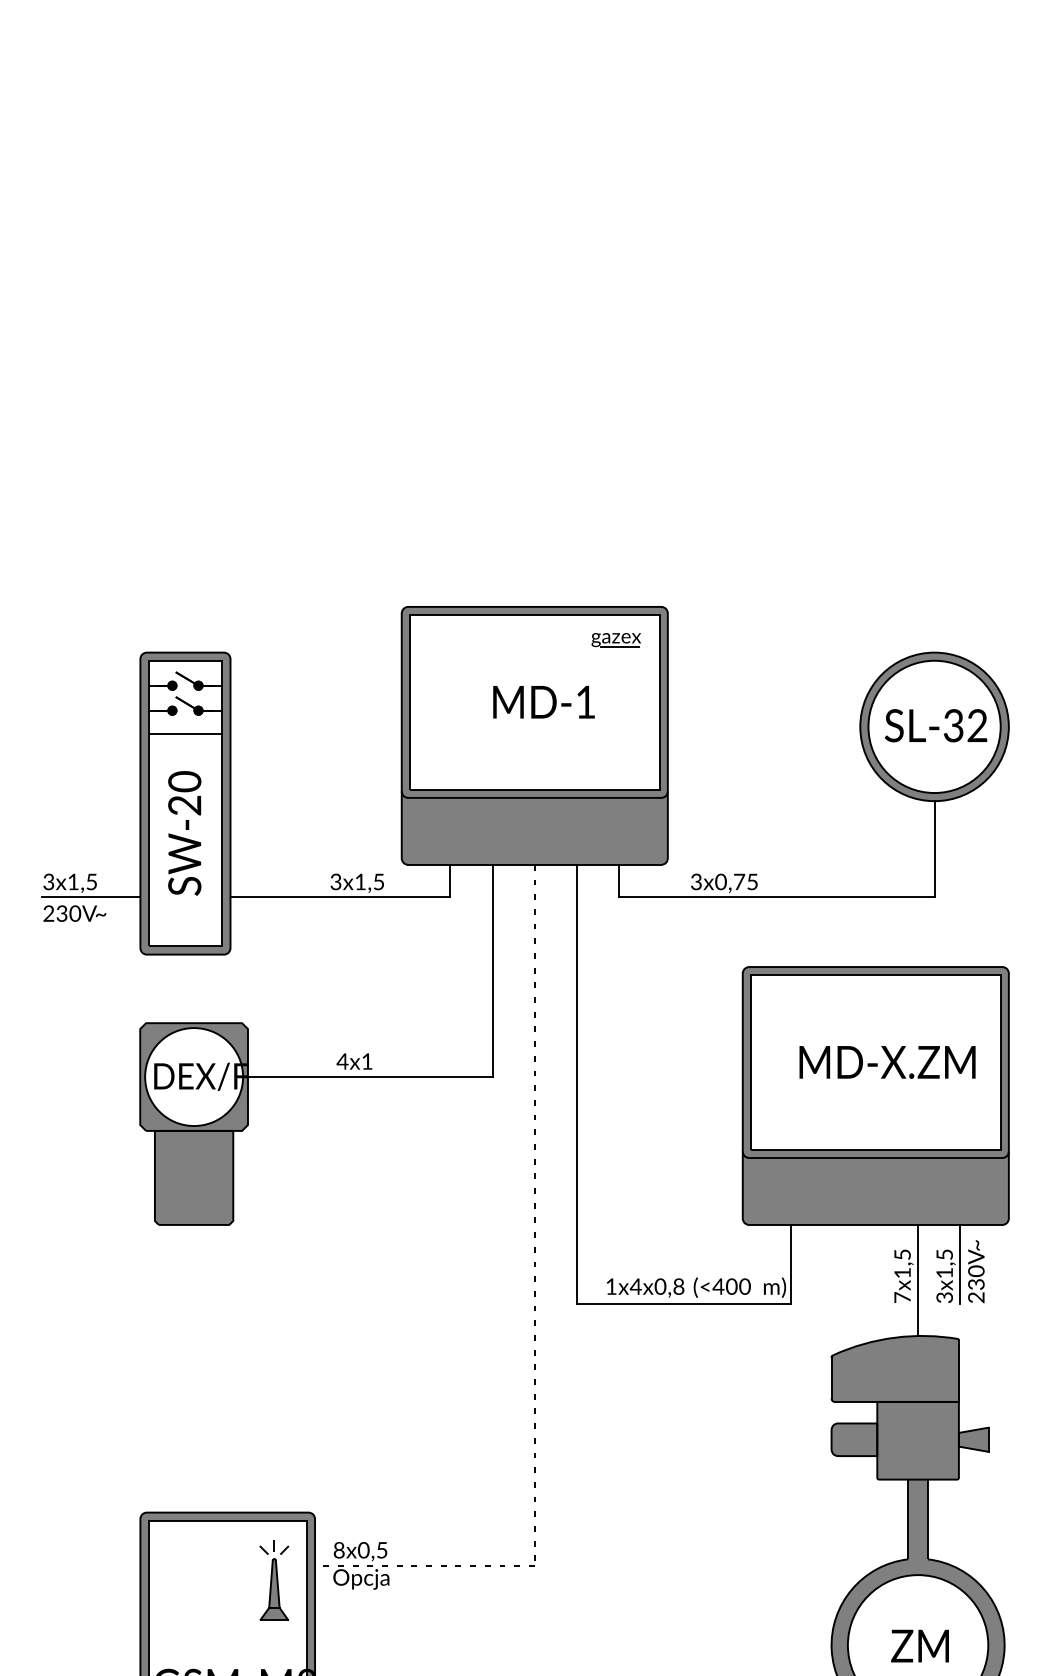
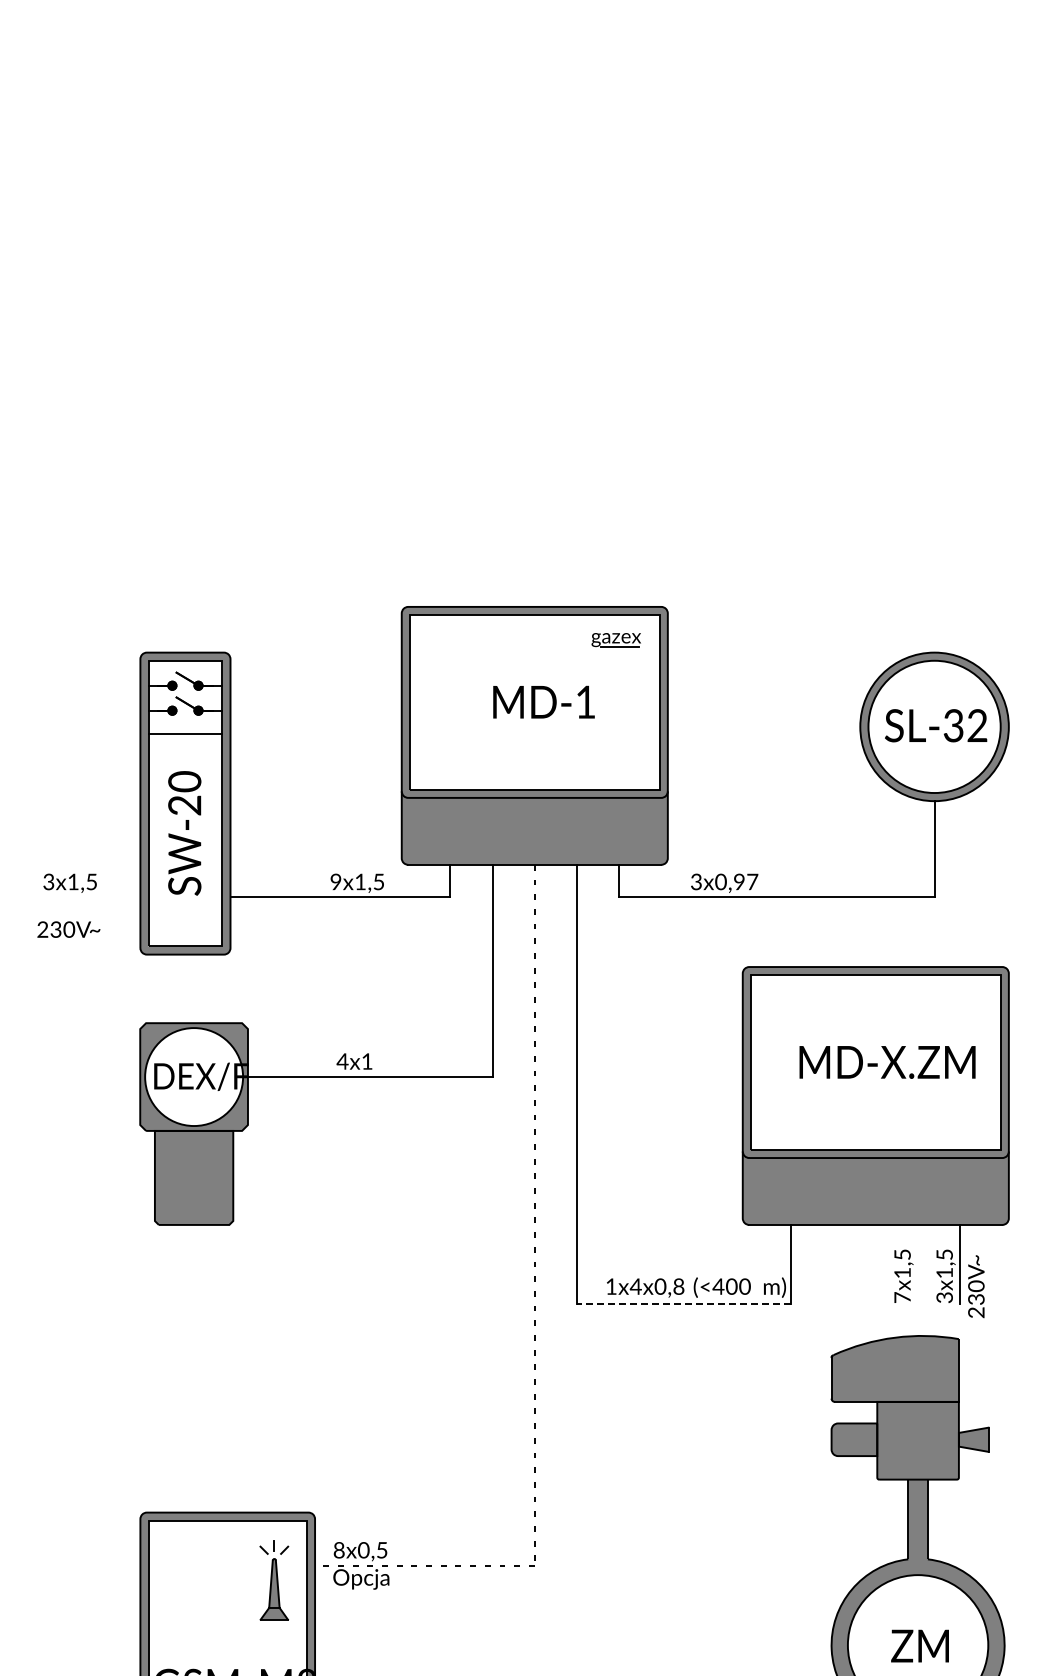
text: 3x0,75 -> 3x0,97 (746, 881)
text: 3x1,5 -> 9x1,5 (335, 882)
line: present -> none (91, 897)
text position: (74, 913) -> (68, 929) (68, 929)
text position: (976, 1271) -> (976, 1286) (976, 1286)
line: present -> none (917, 1280)
line: solid -> dashed (683, 1304)
